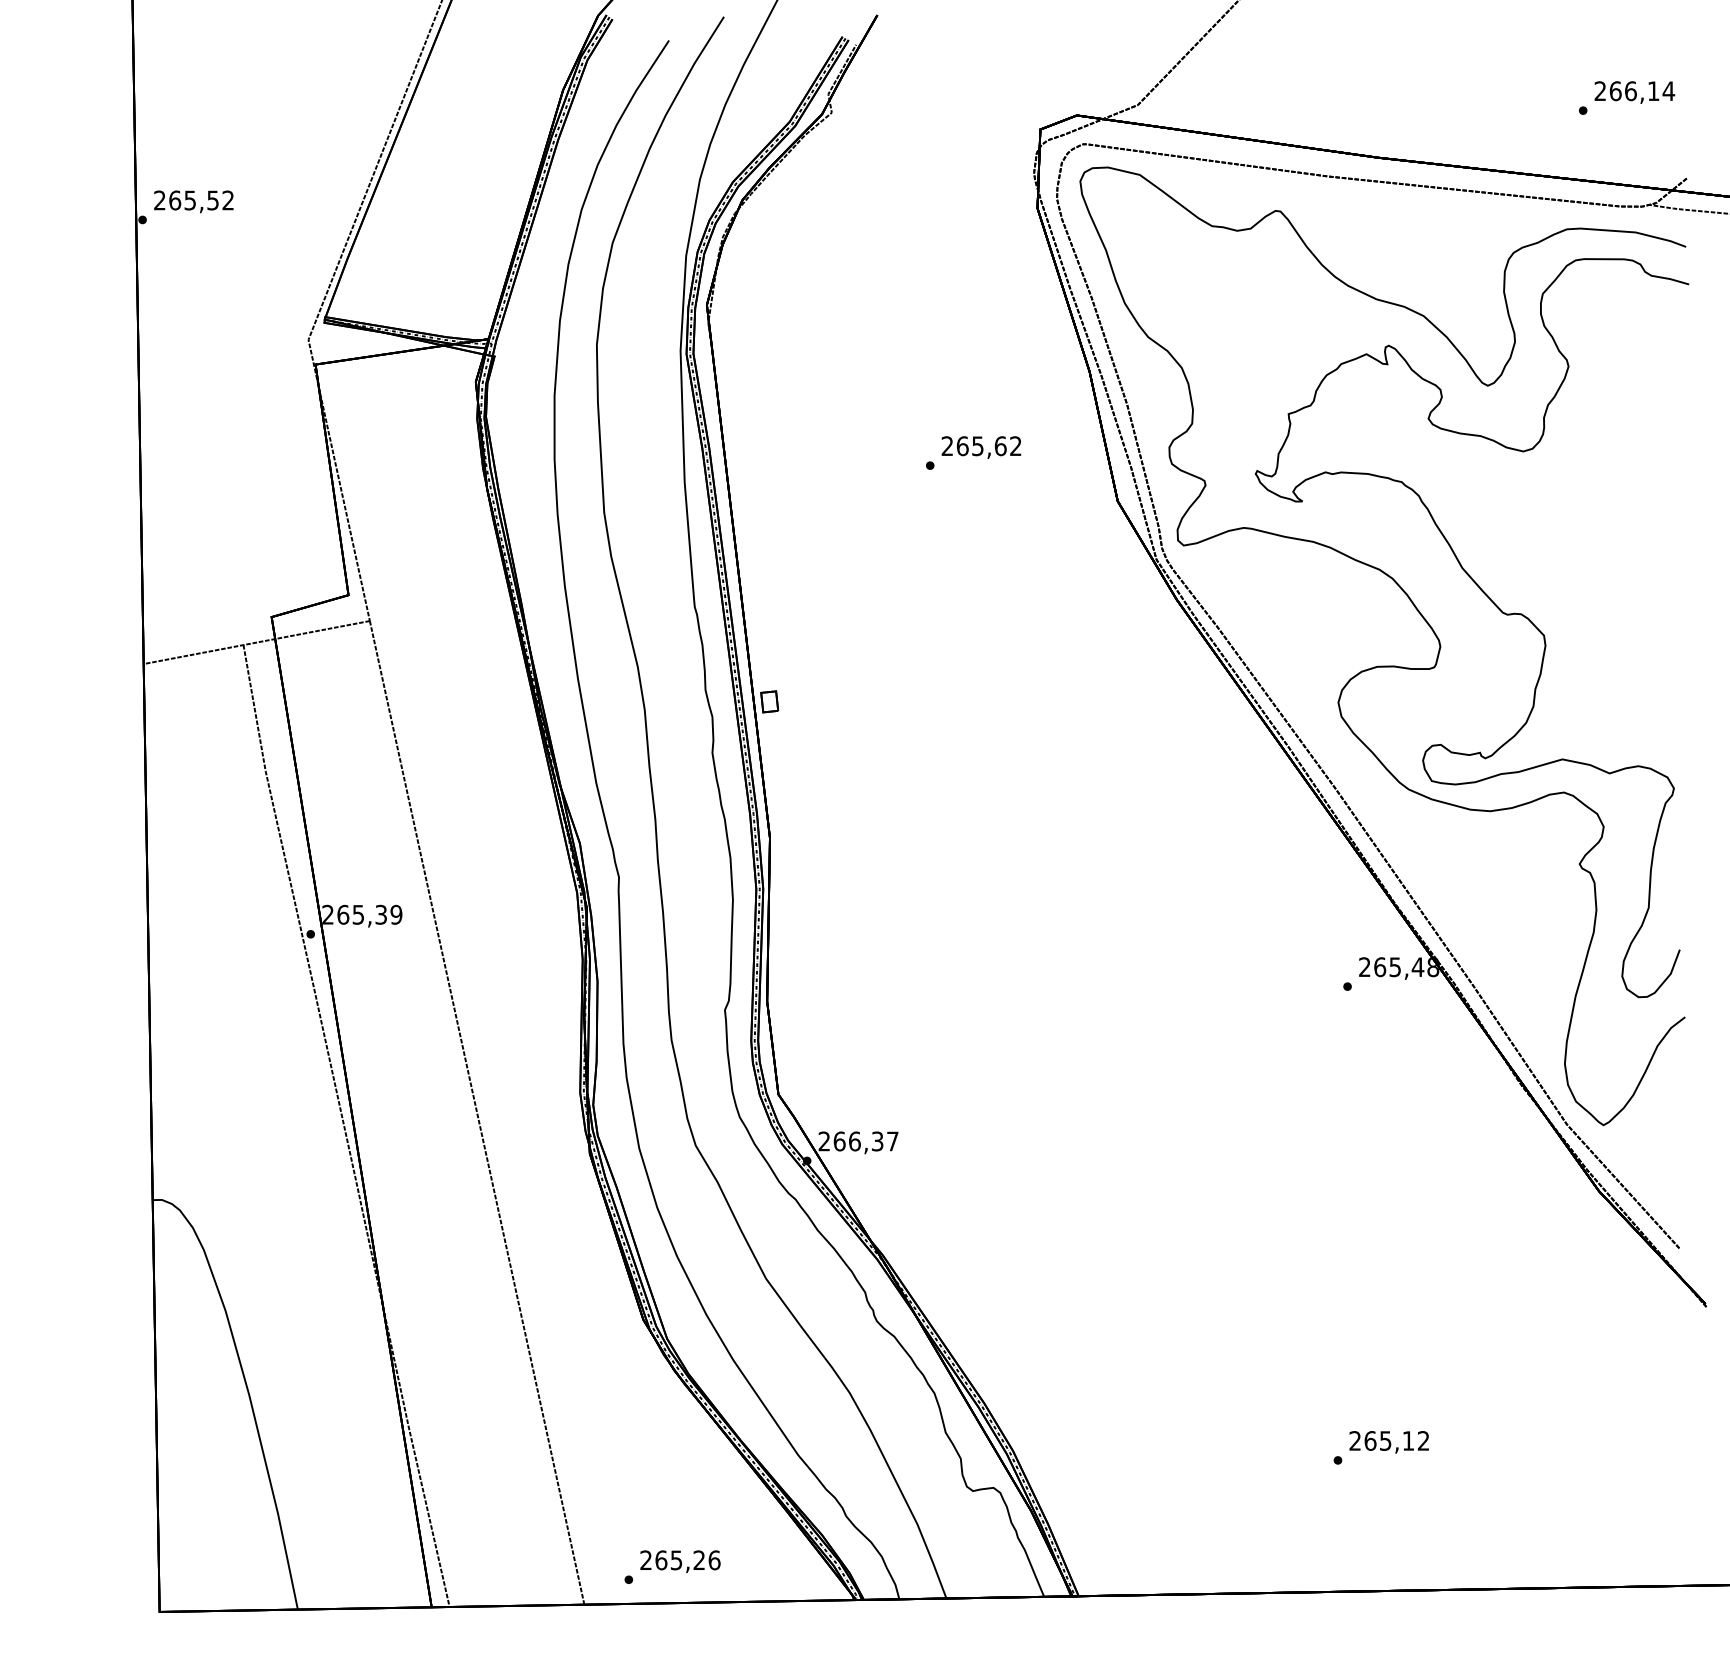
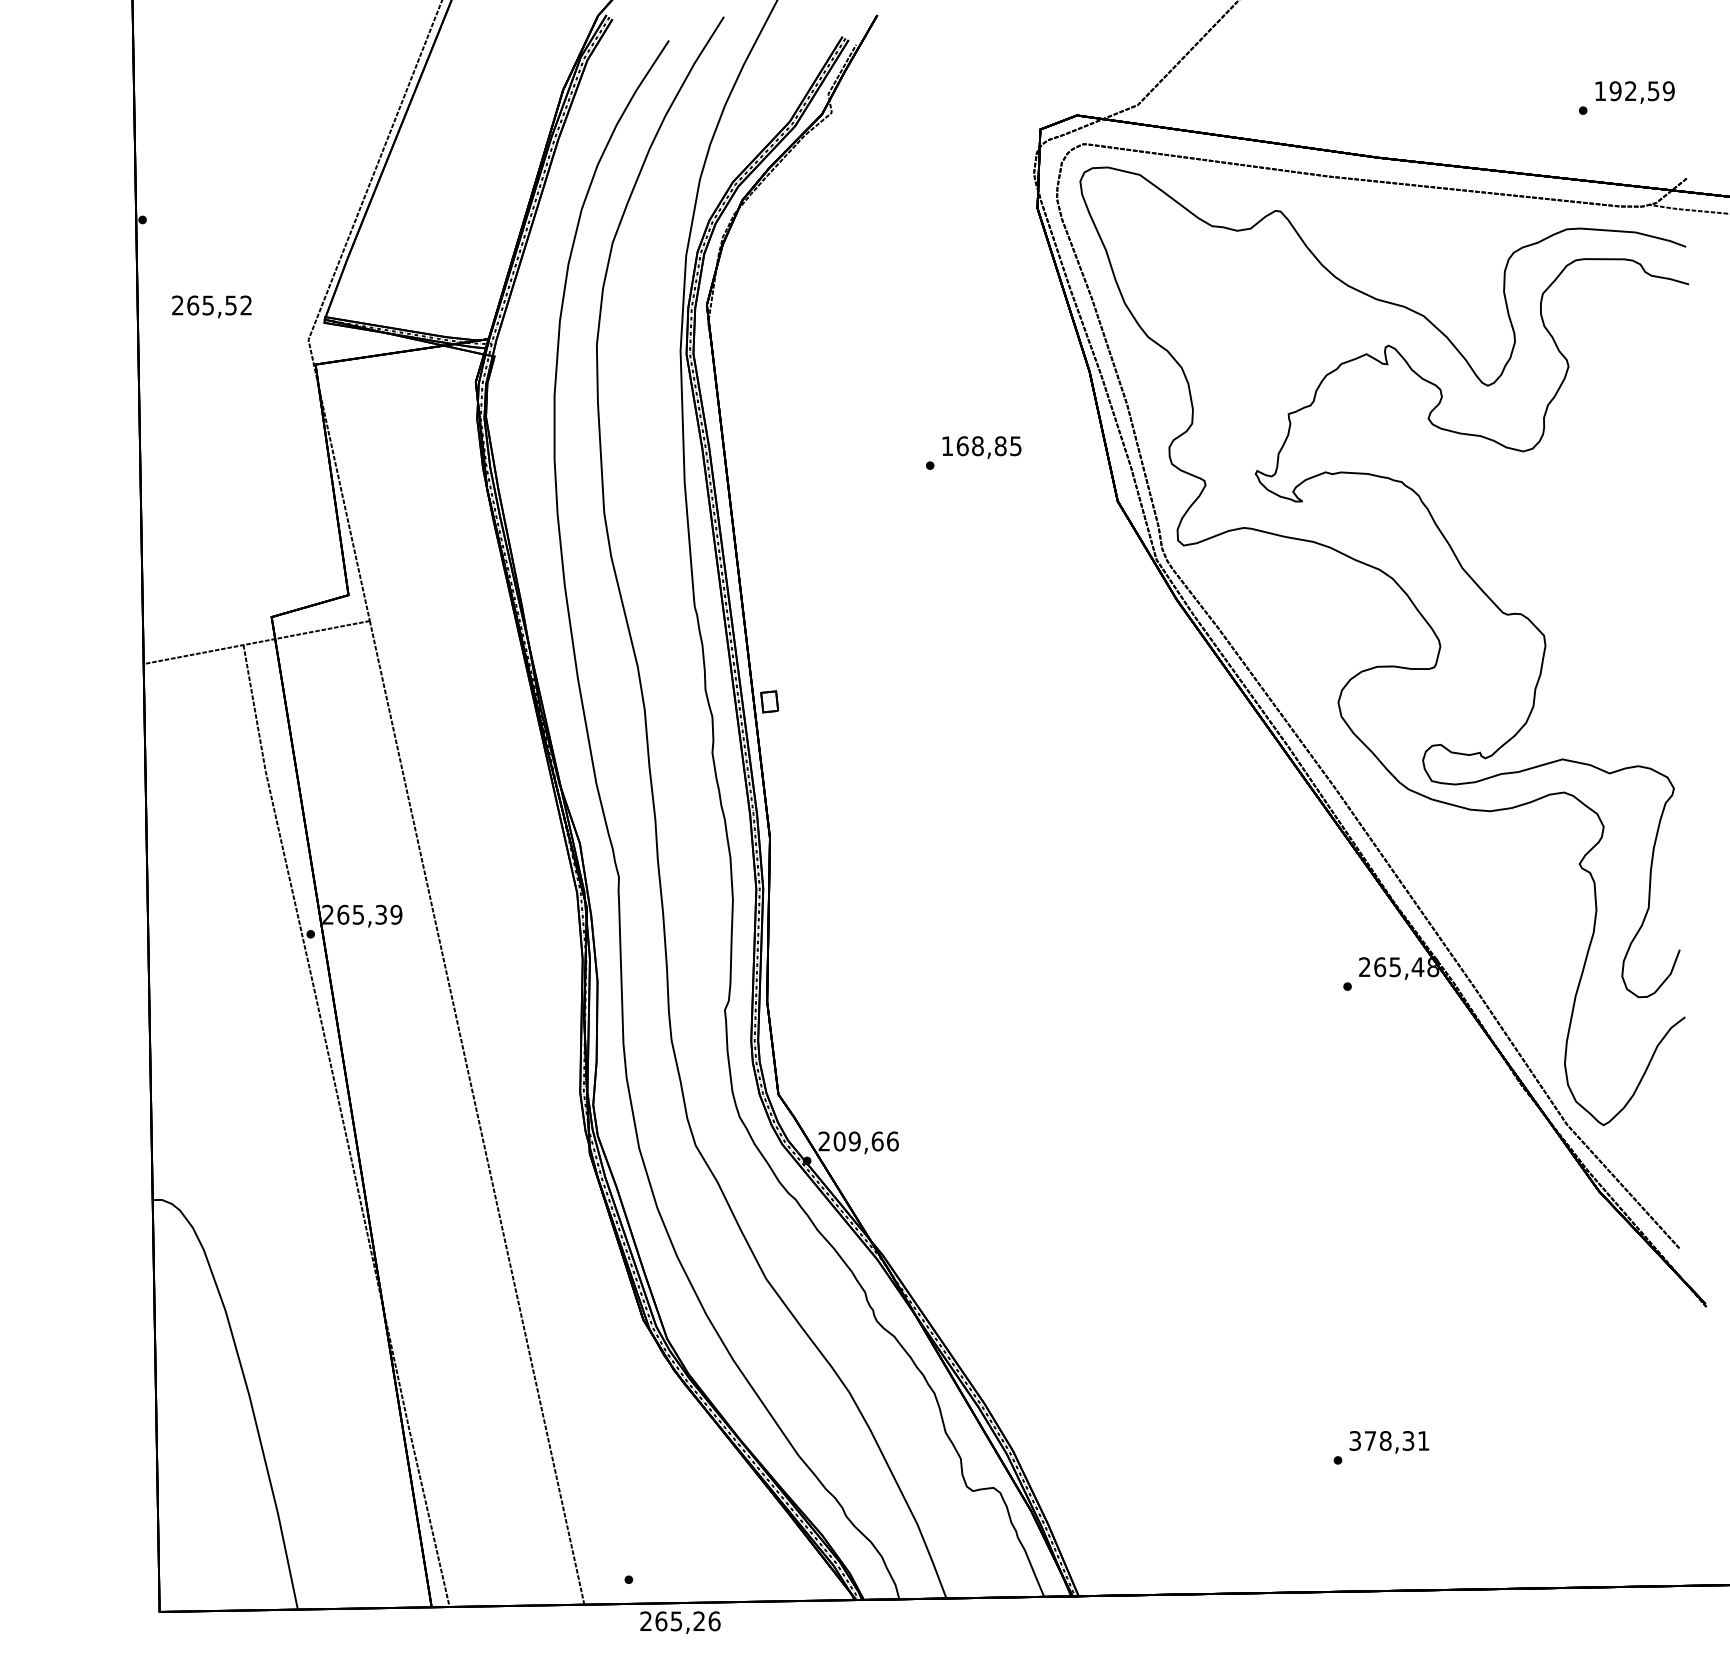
text: 266,14 -> 192,59 (1634, 91)
text position: (193, 201) -> (211, 306) (211, 306)
text: 265,62 -> 168,85 (981, 446)
text: 266,37 -> 209,66 (865, 1141)
text: 265,12 -> 378,31 (1389, 1440)
text position: (680, 1561) -> (680, 1622) (680, 1622)
